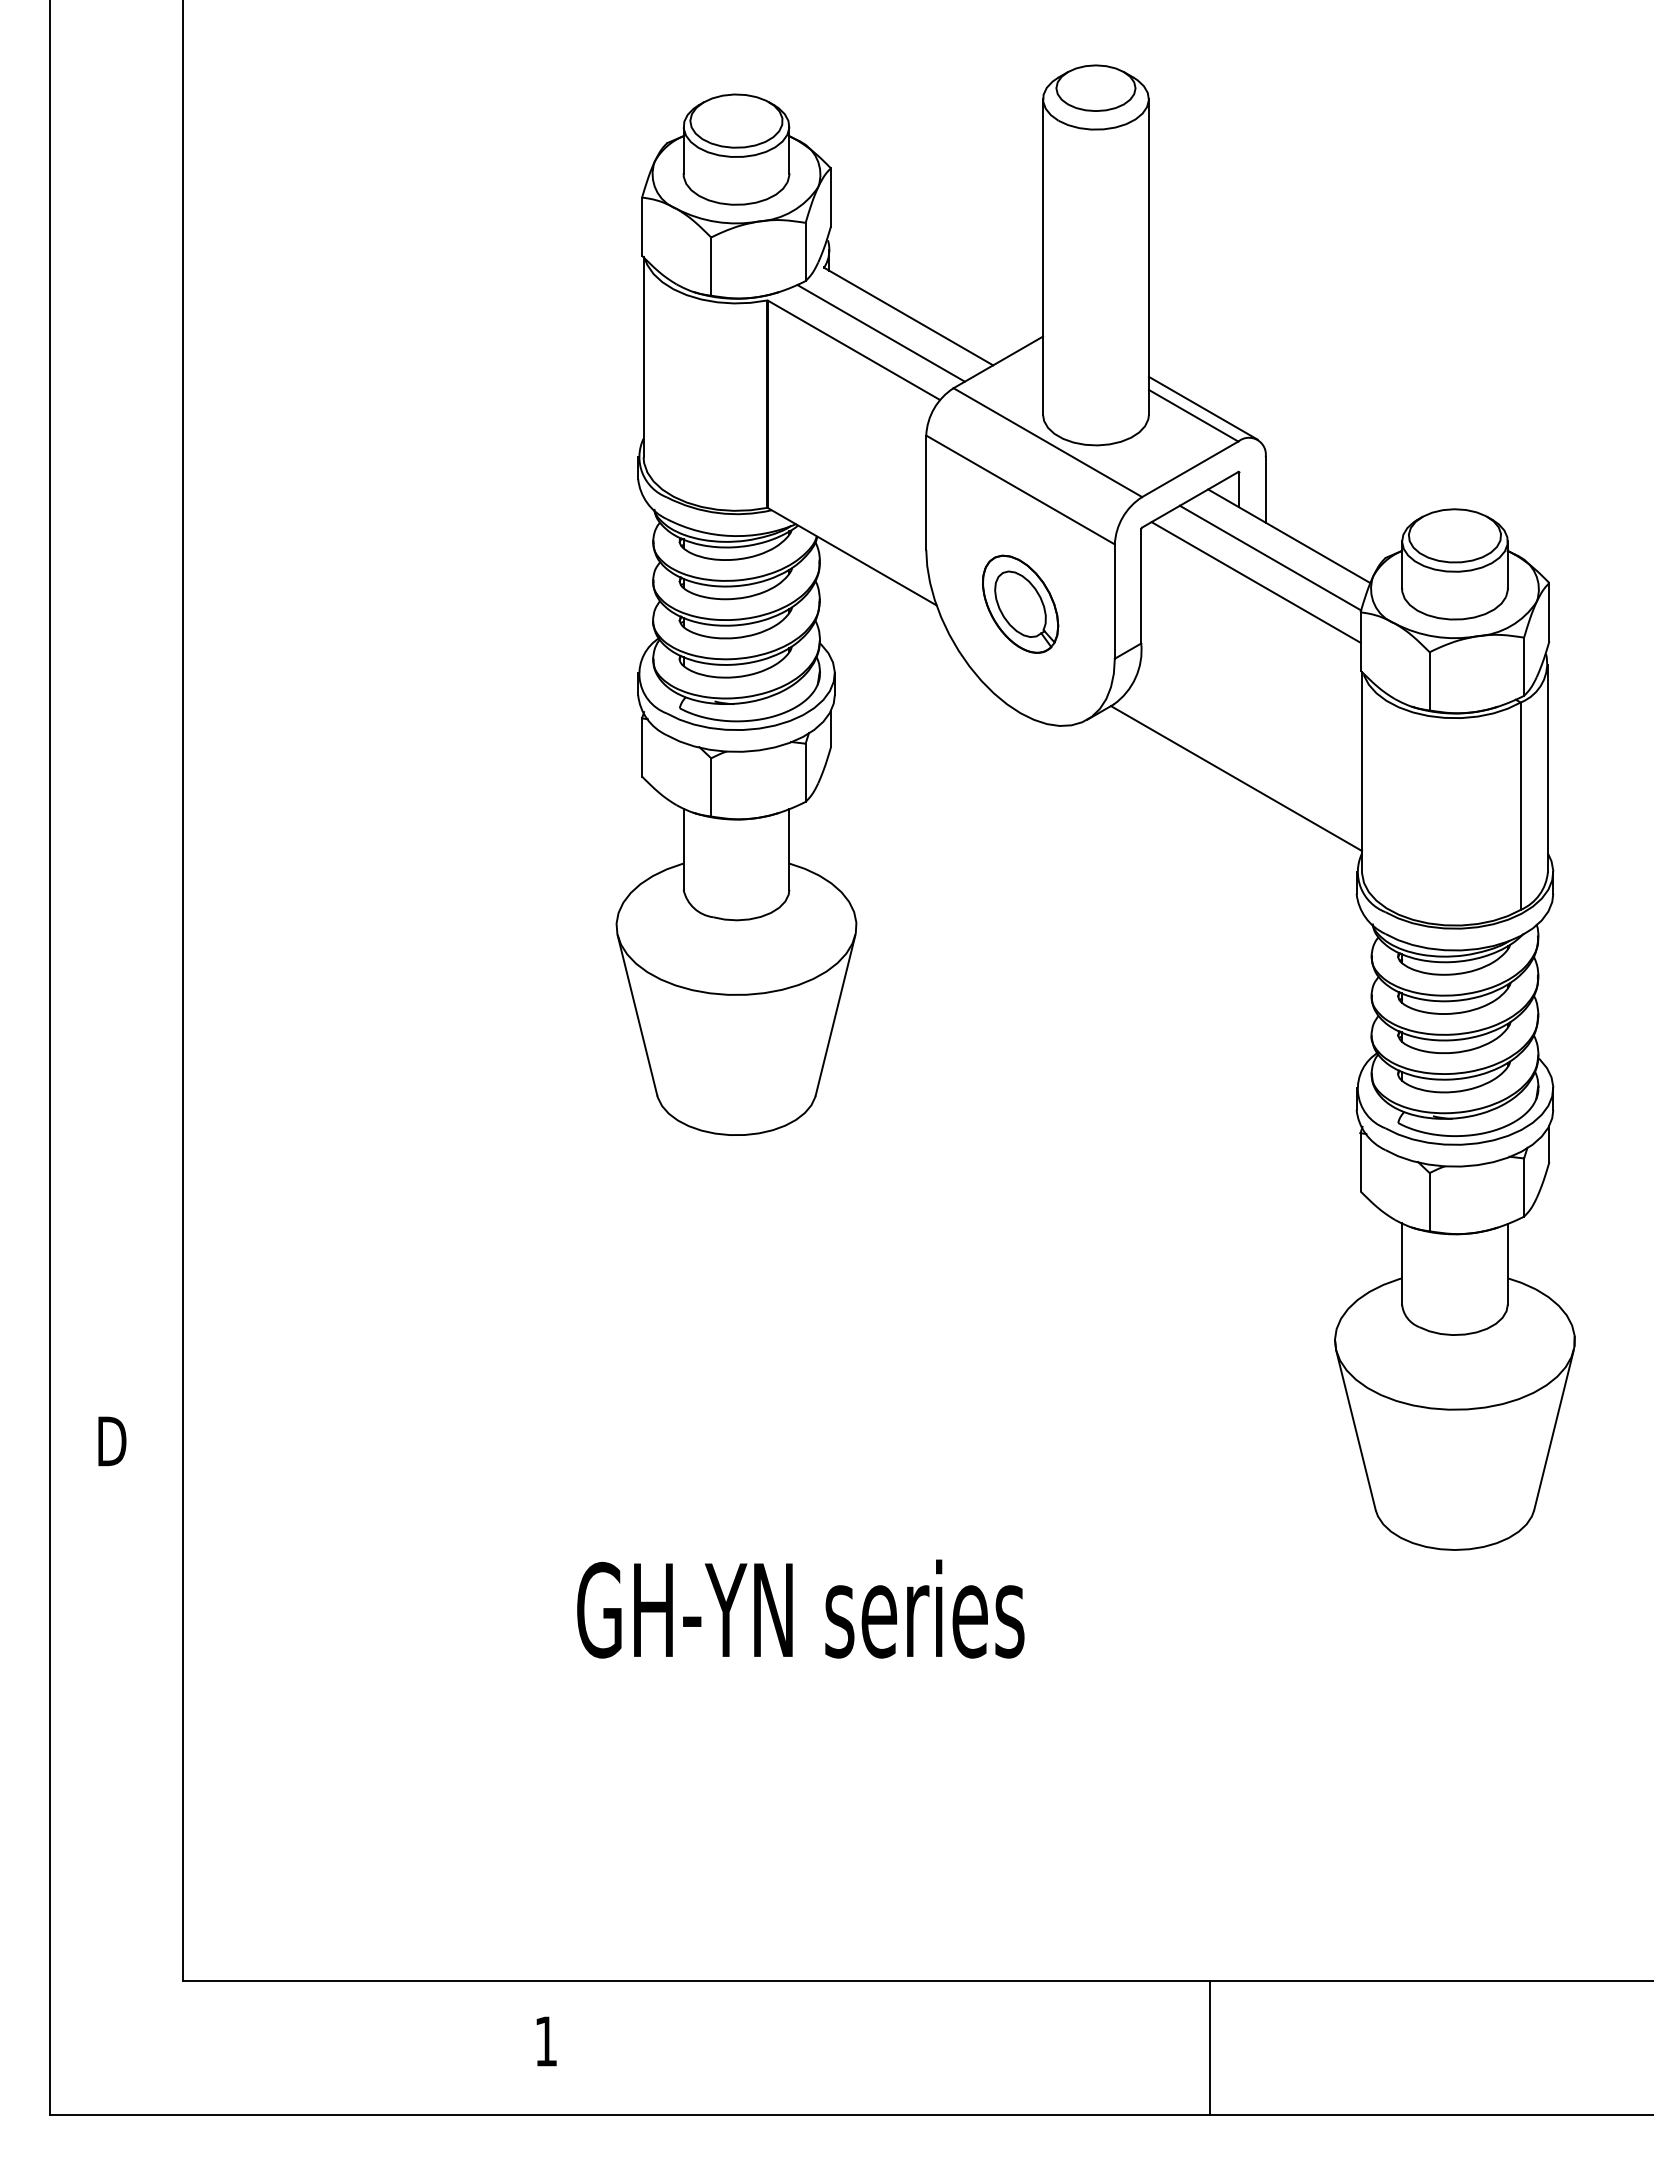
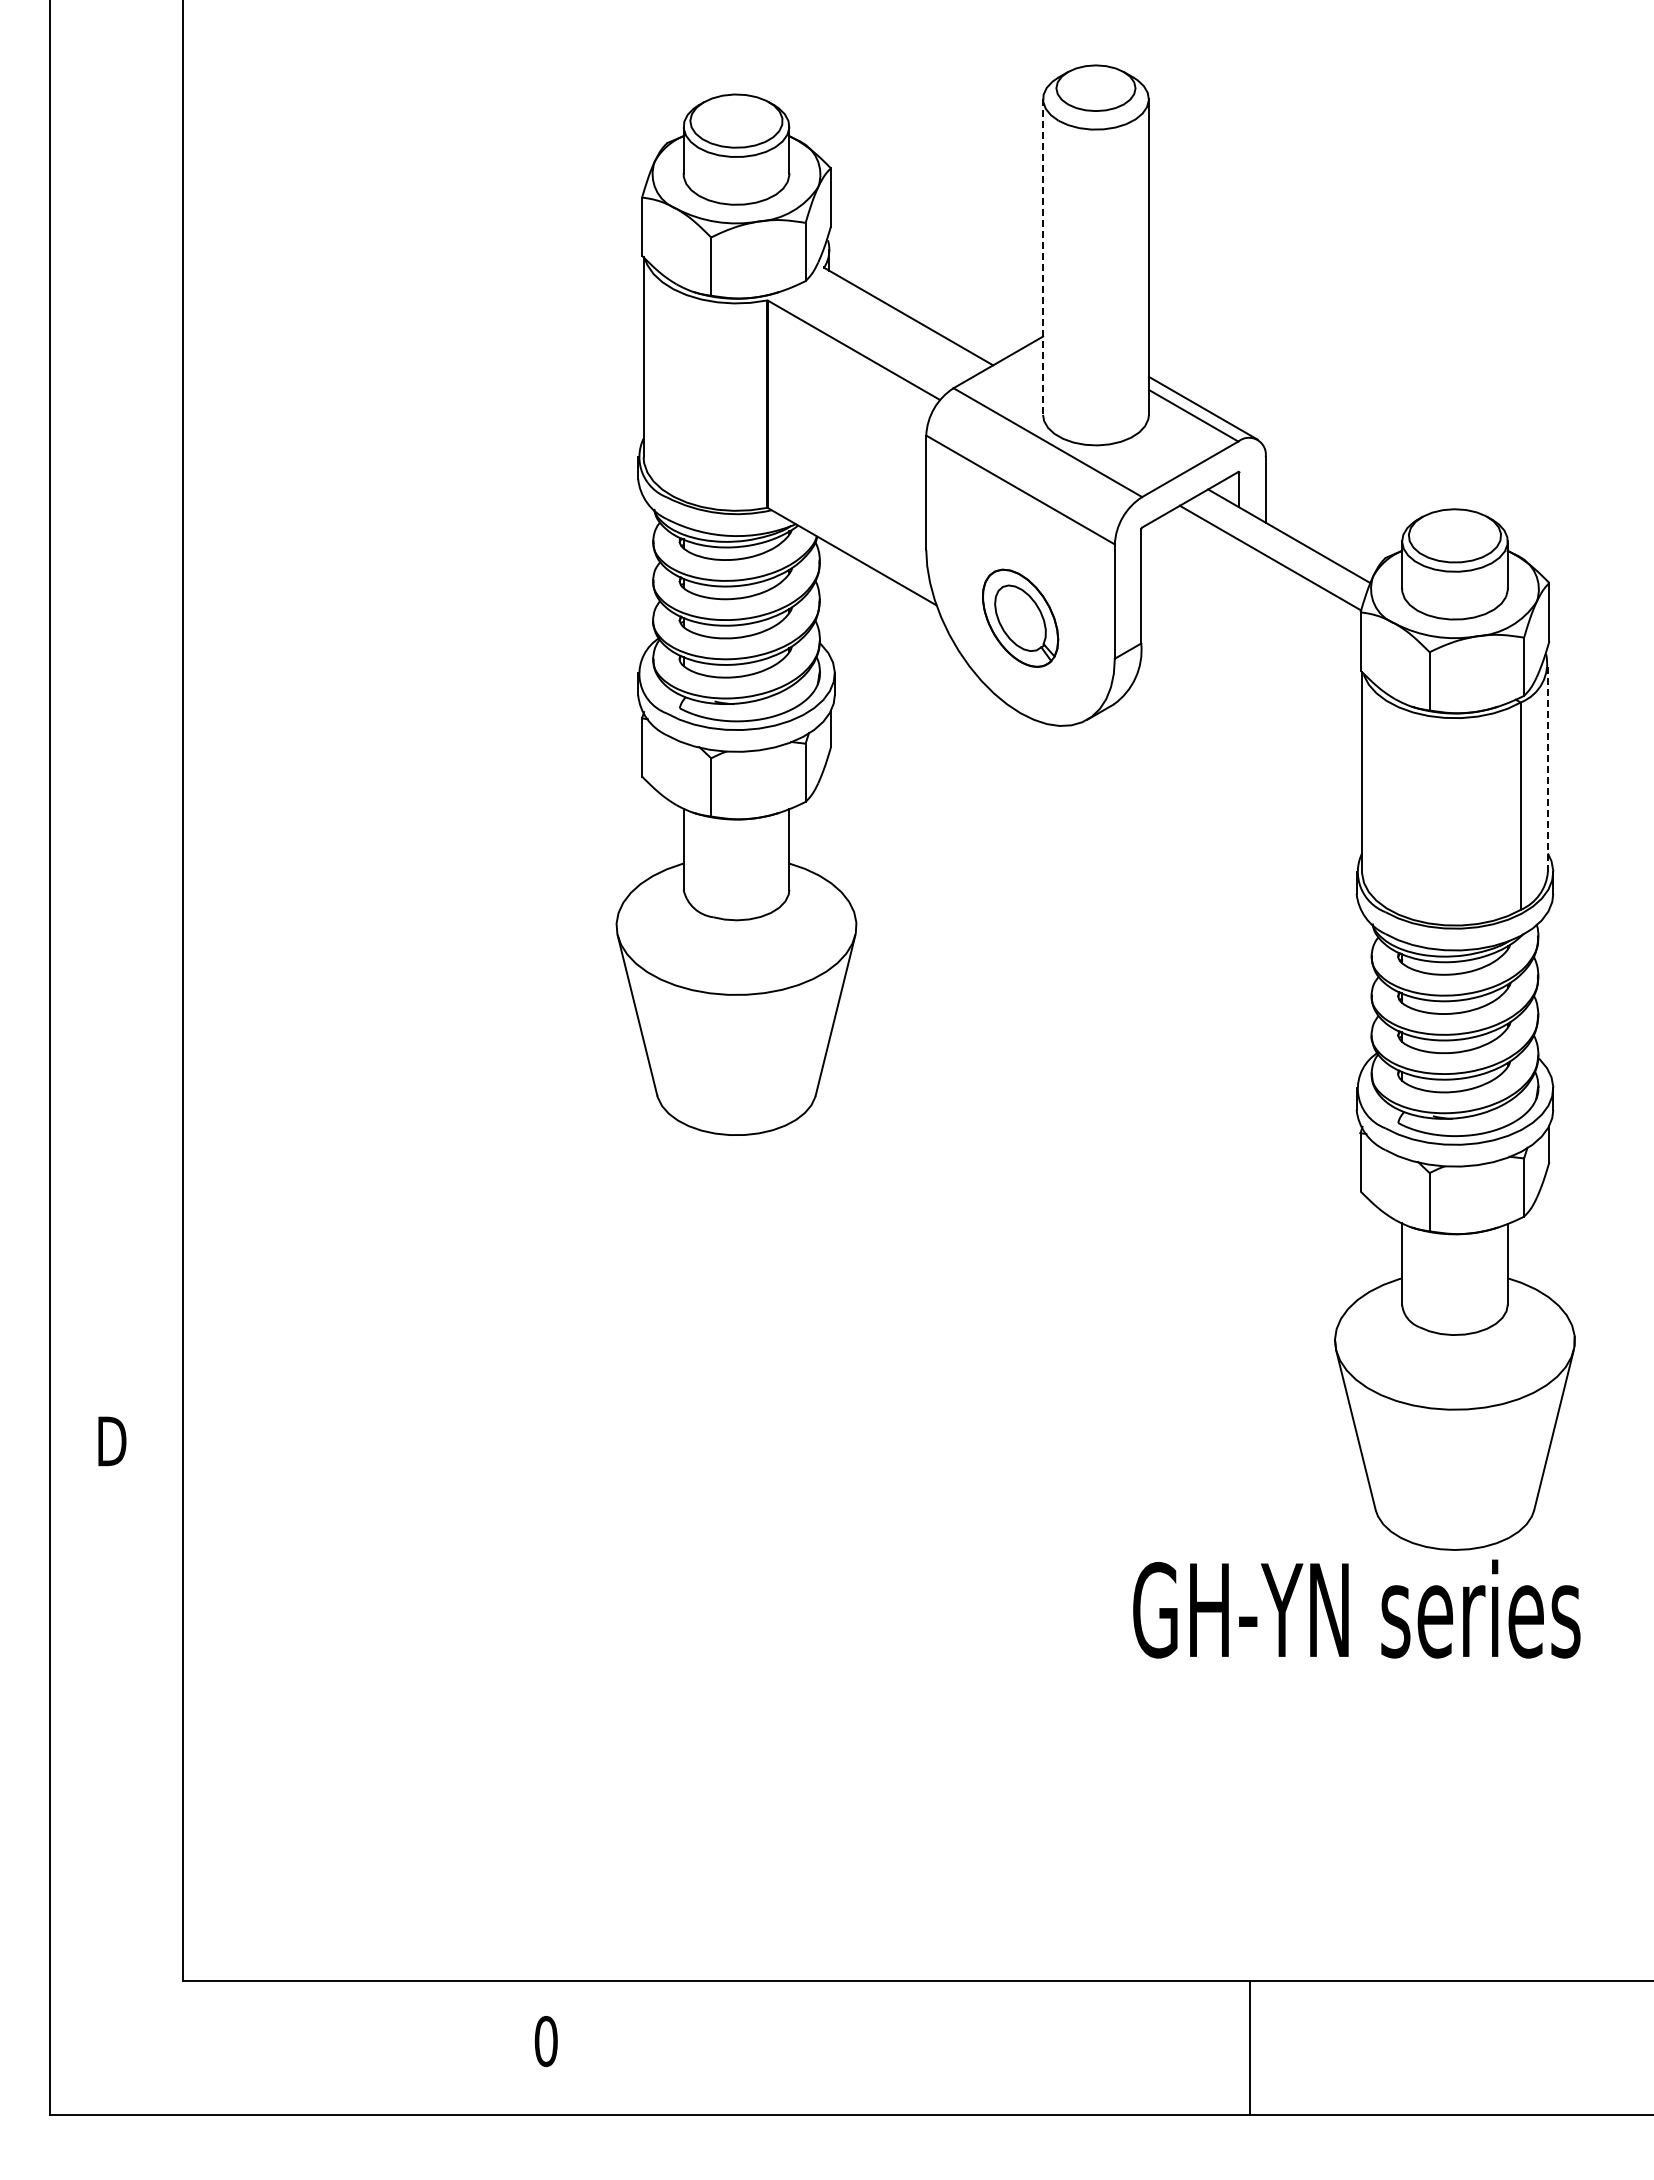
line: solid -> dashed (1043, 257)
line: present -> none (880, 332)
line: present -> none (1255, 582)
part position: (1020, 603) -> (1020, 617) (1020, 617)
line: solid -> dashed (1547, 768)
line: present -> none (1236, 778)
text position: (800, 1608) -> (1356, 1608) (1356, 1608)
text: 1 -> 0 (545, 2041)
line position: (1209, 2047) -> (1249, 2047) (1249, 2047)
